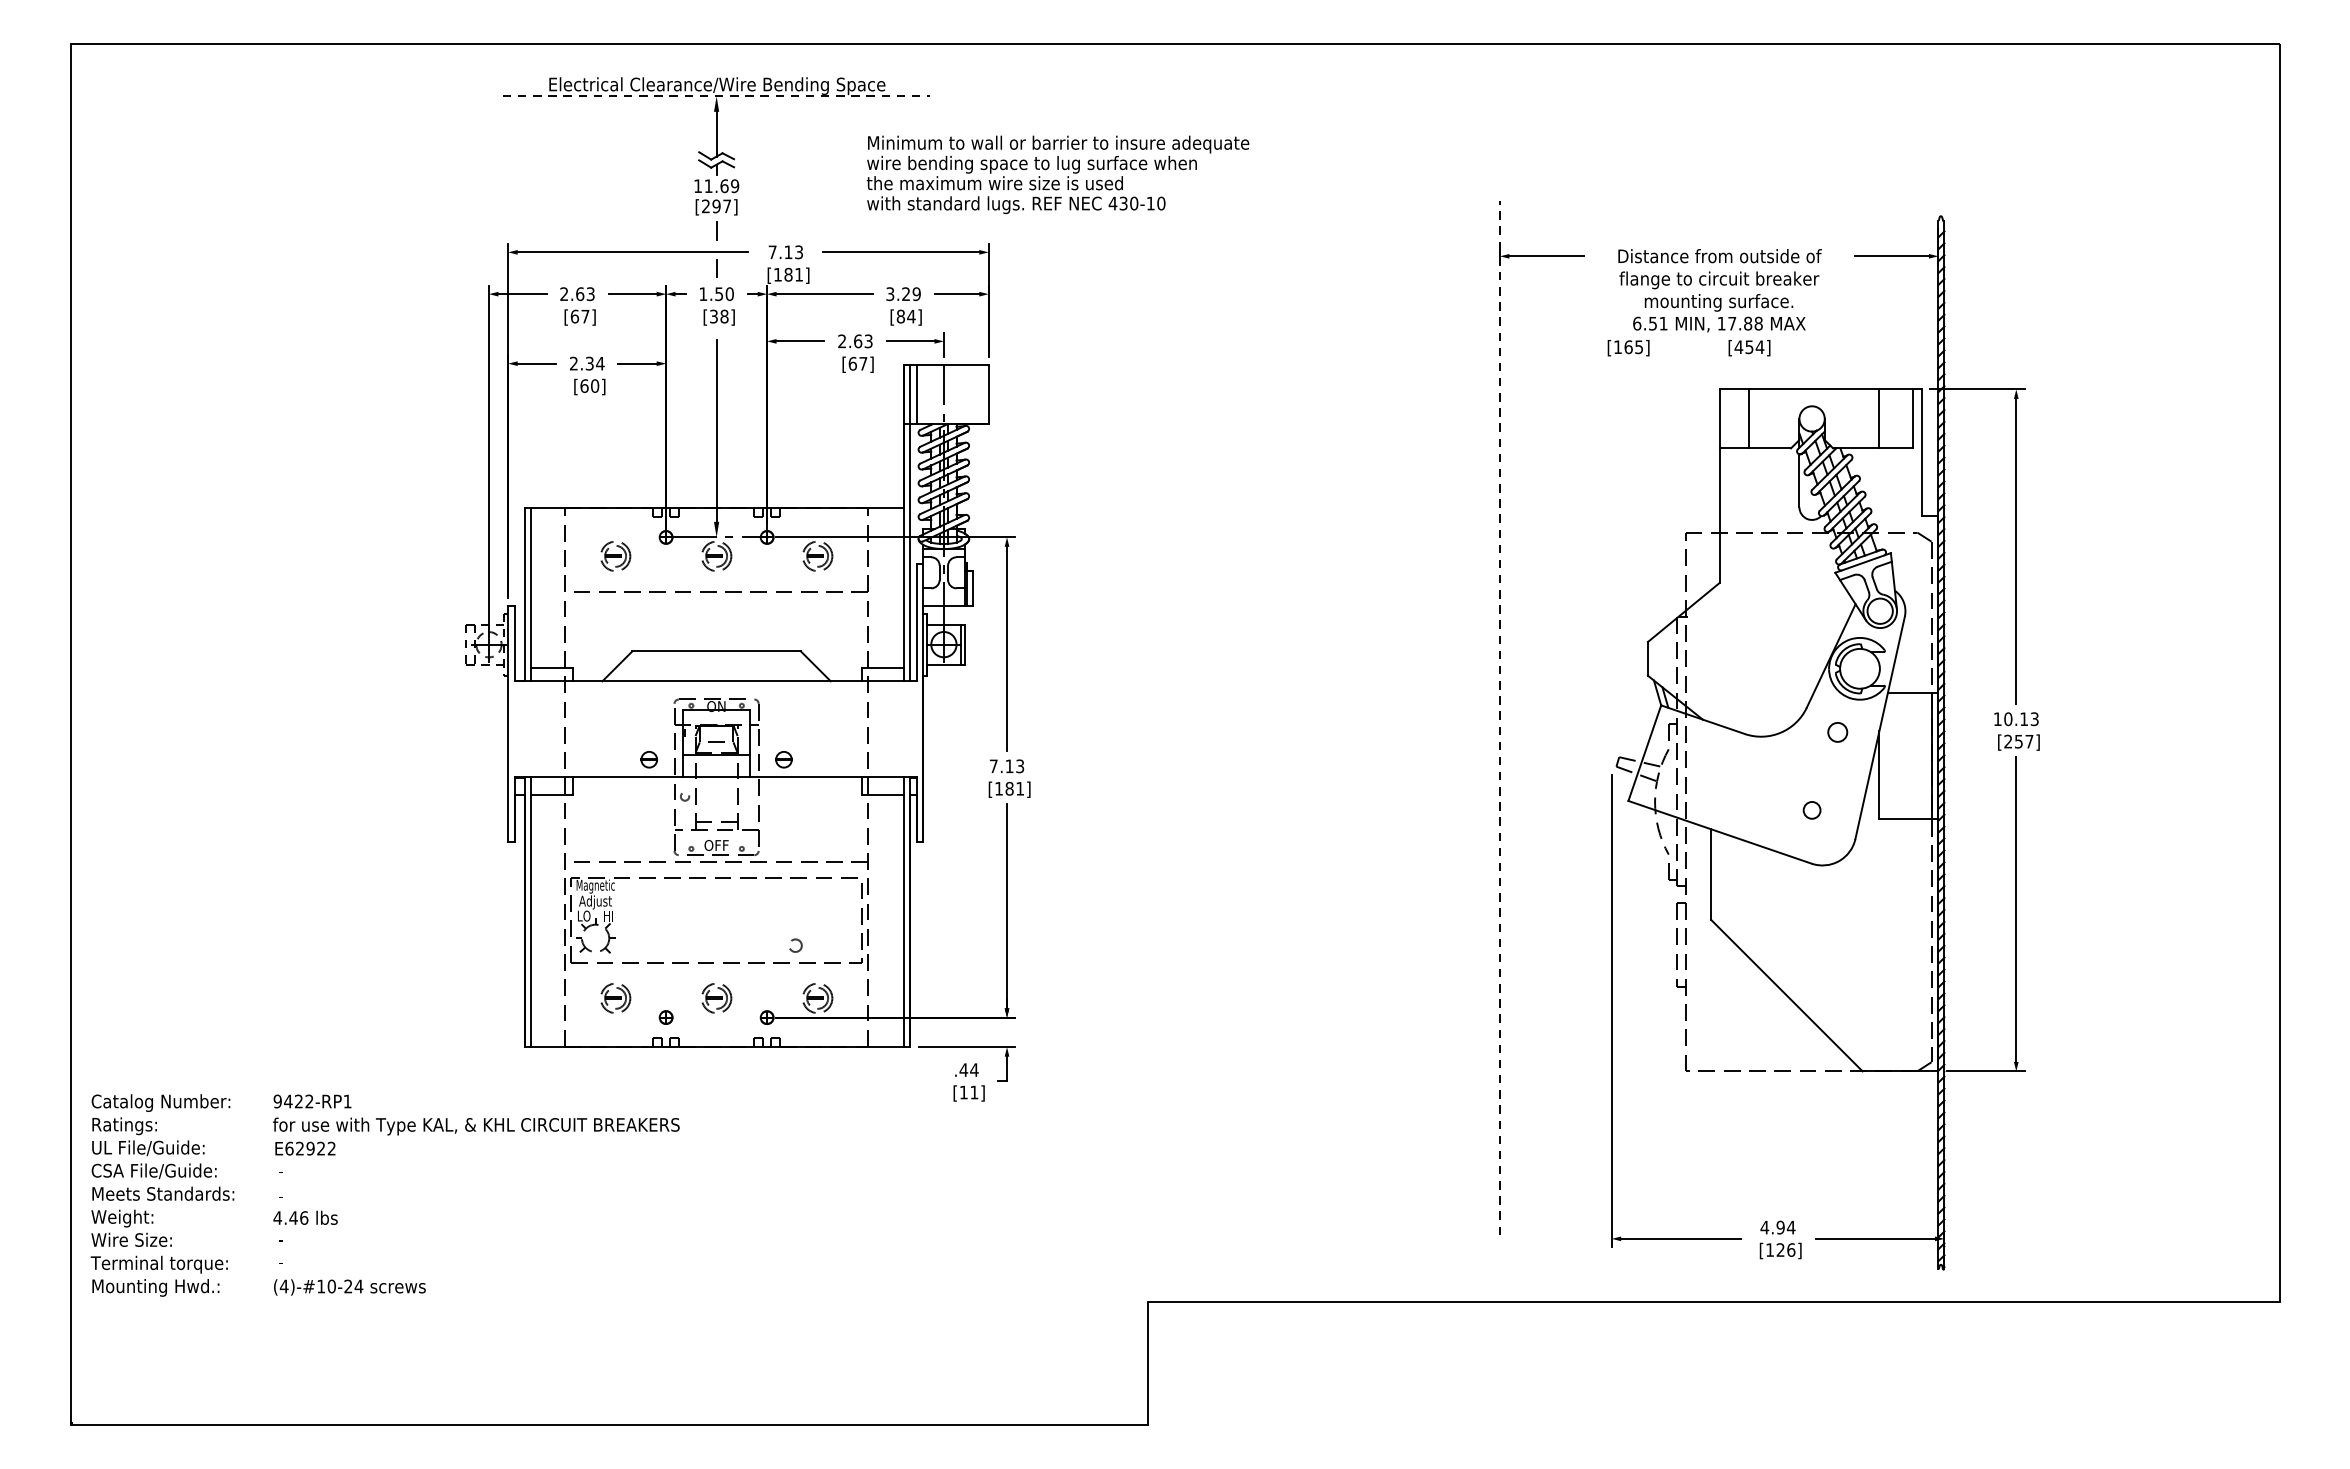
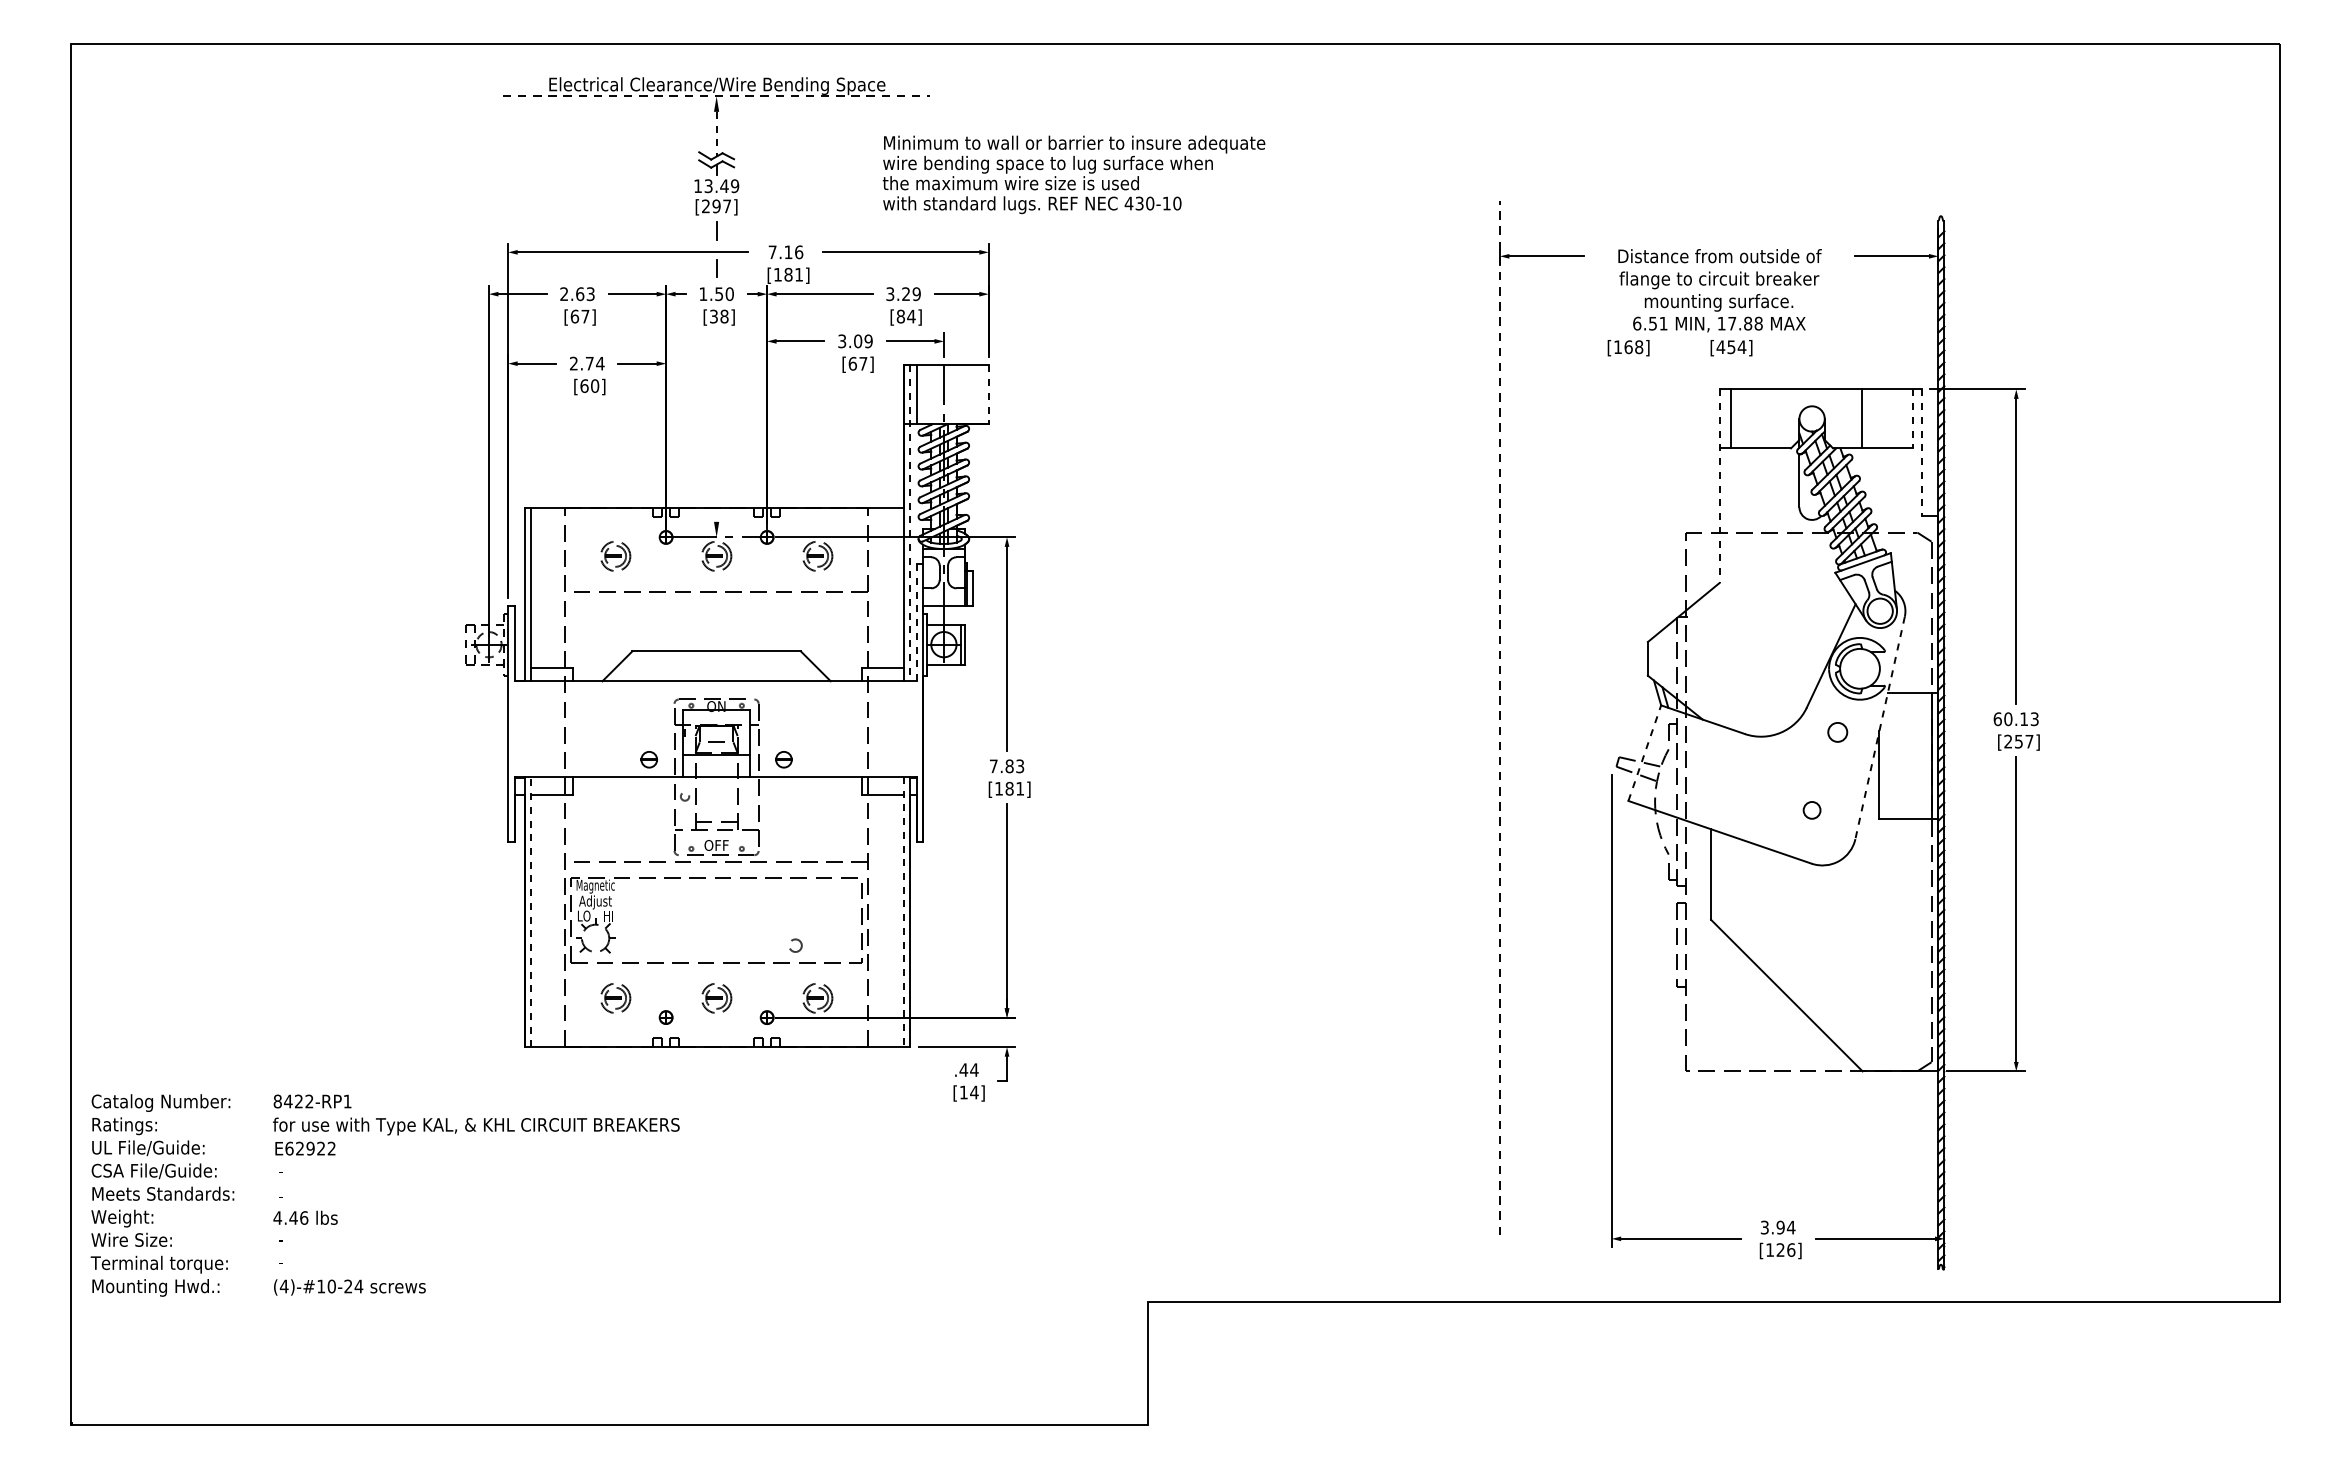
line: solid -> dashed (716, 134)
text position: (1057, 174) -> (1073, 174) (1073, 174)
text: 11.69 -> 13.49 (716, 186)
text: 7.13 -> 7.16 (799, 252)
text: 2.63 -> 3.09 (855, 341)
text: [165] -> [168] (1639, 347)
text position: (1749, 348) -> (1731, 348) (1731, 348)
text: 2.34 -> 2.74 (589, 363)
line: solid -> dashed (988, 395)
line position: (1748, 418) -> (1730, 418) (1730, 418)
line position: (1879, 418) -> (1862, 418) (1862, 418)
line: solid -> dashed (1913, 419)
line: present -> none (716, 431)
line: solid -> dashed (1921, 453)
line: solid -> dashed (1719, 486)
line: solid -> dashed (910, 523)
line: solid -> dashed (916, 622)
text: 10.13 -> 60.13 (1997, 719)
line: solid -> dashed (1880, 727)
line: solid -> dashed (1644, 753)
text: 7.13 -> 7.83 (1009, 766)
line: solid -> dashed (531, 911)
line: solid -> dashed (903, 912)
text: [11] -> [14] (974, 1092)
text: 9422-RP1 -> 8422-RP1 (277, 1101)
text: 4.94 -> 3.94 (1764, 1227)
